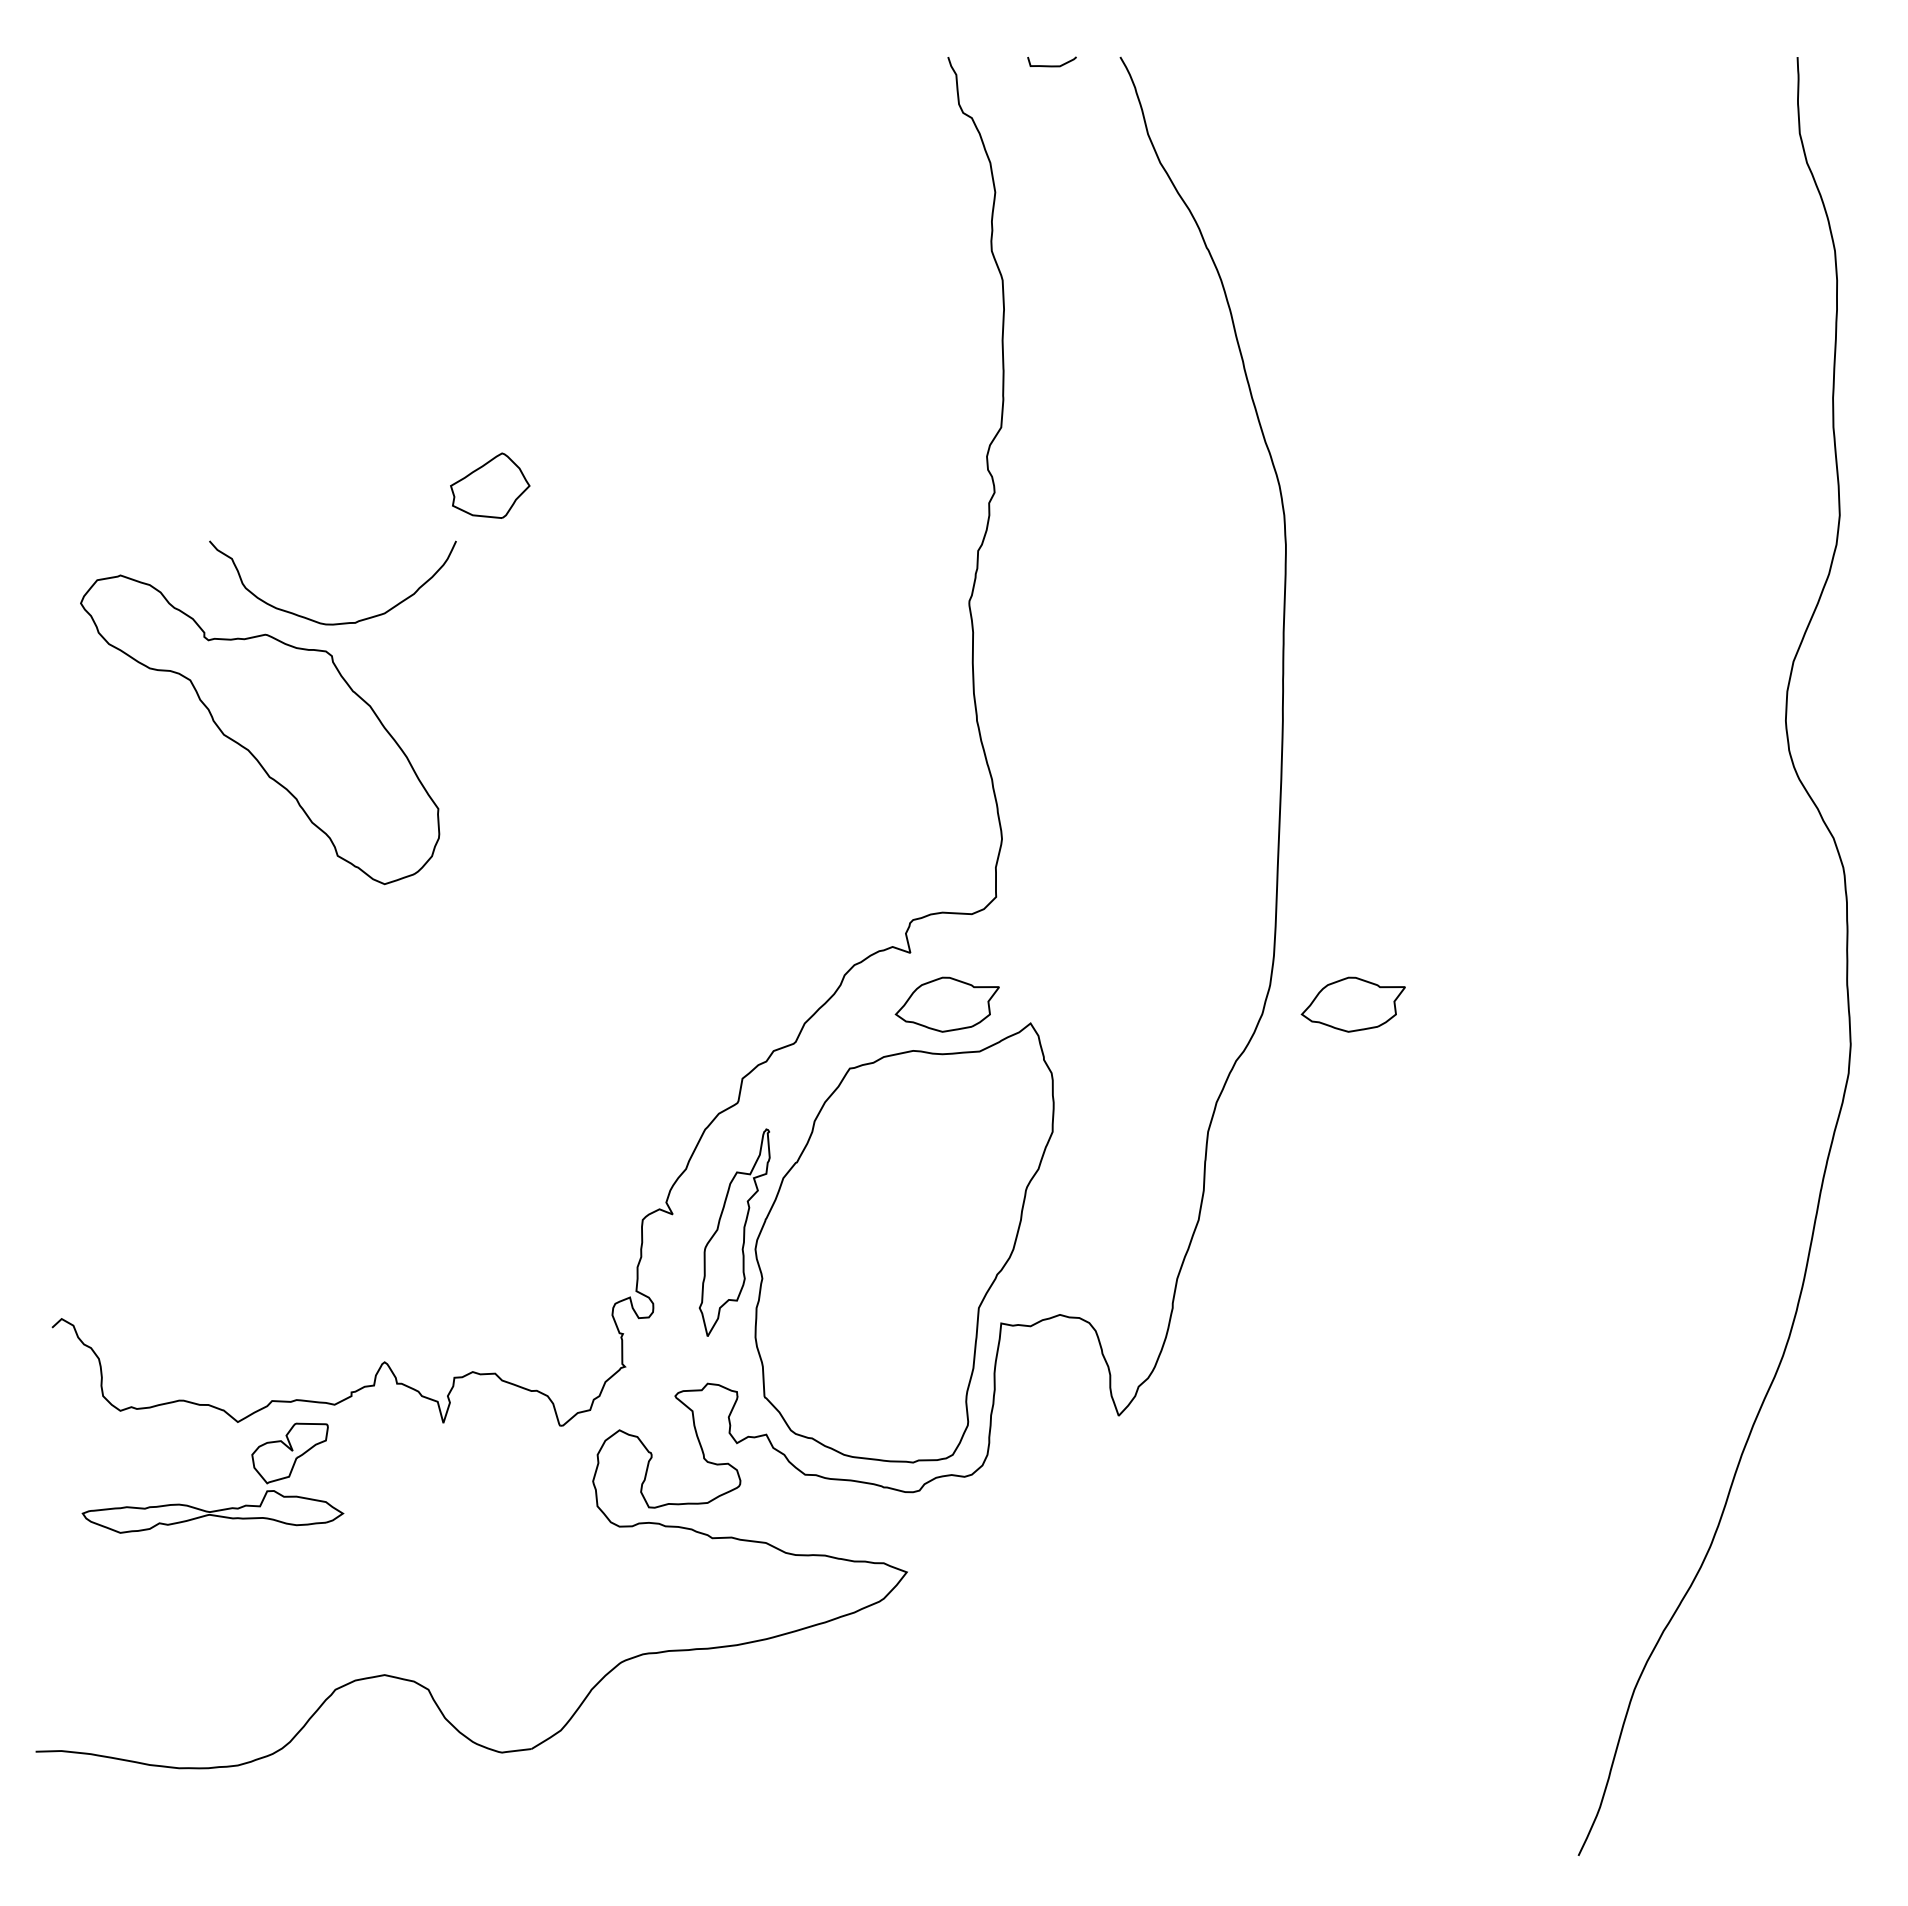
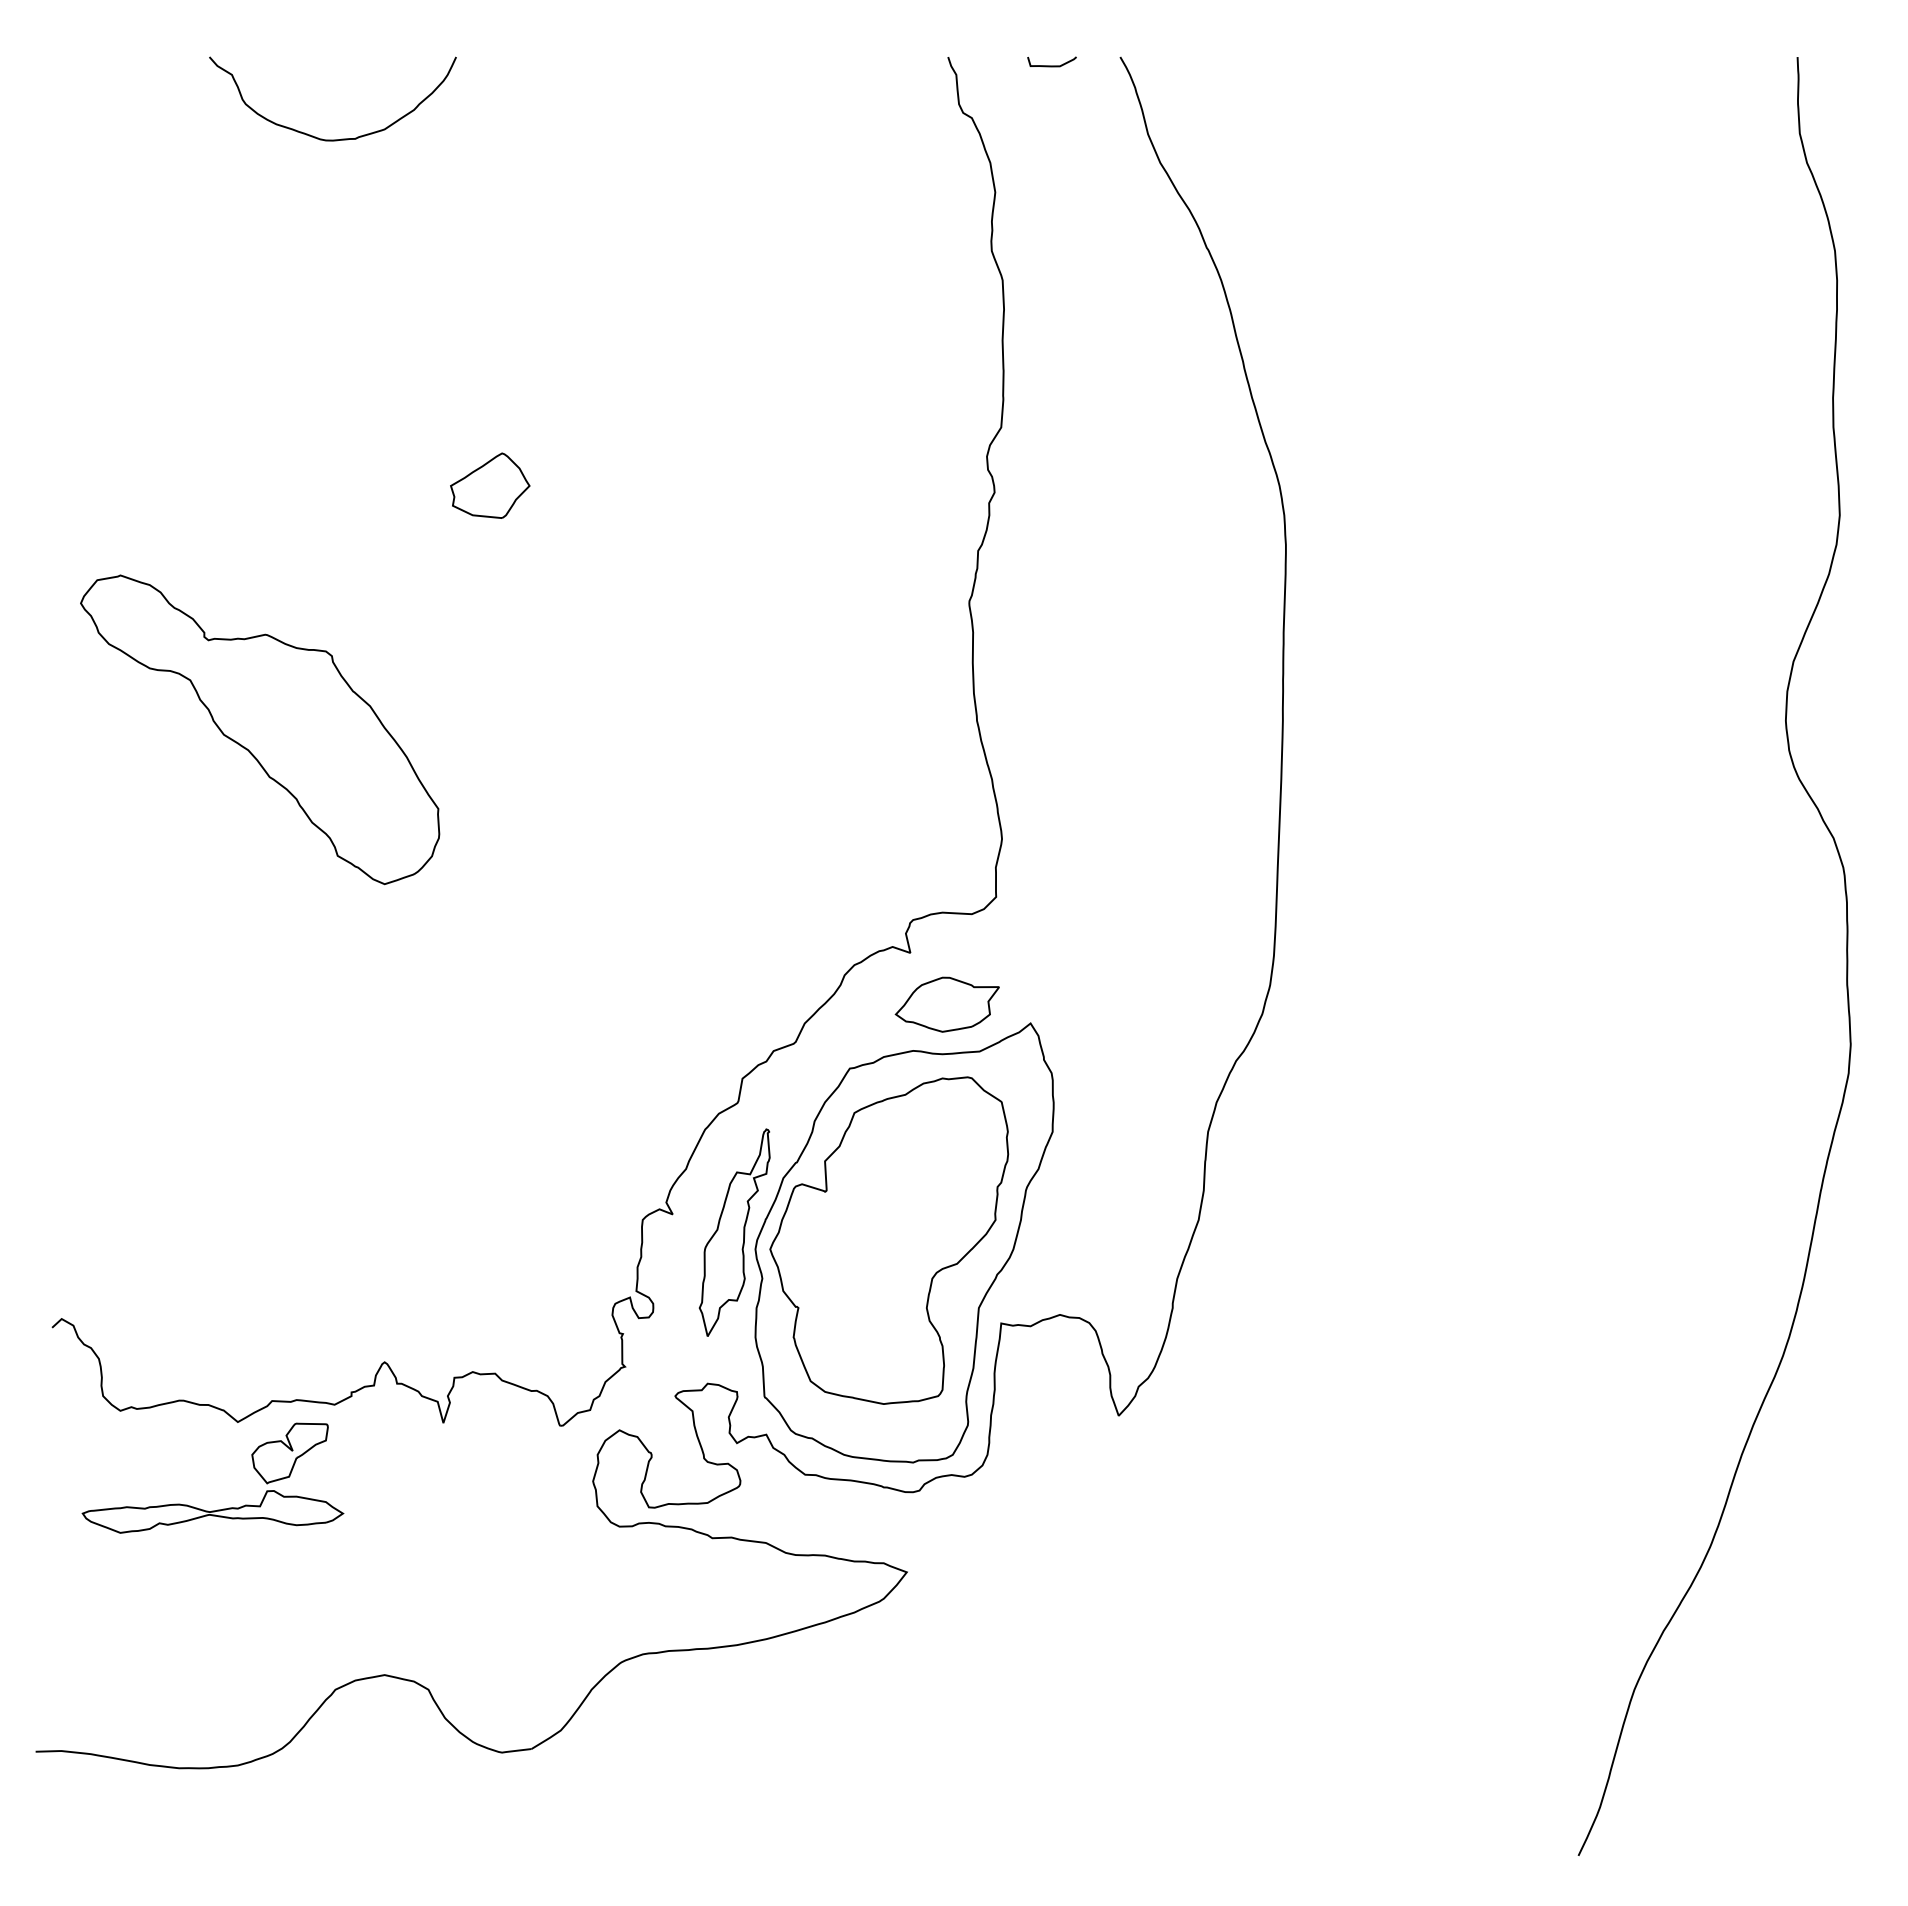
curve position: (341, 622) -> (341, 138) (341, 138)
part: present -> none (1352, 1004)
part: none -> present (889, 1240)
